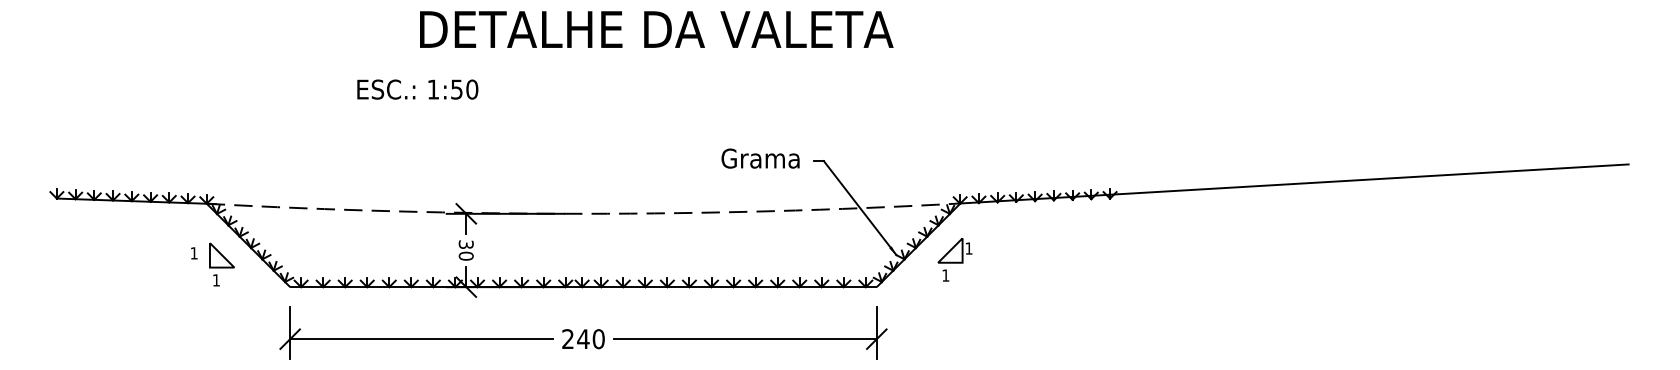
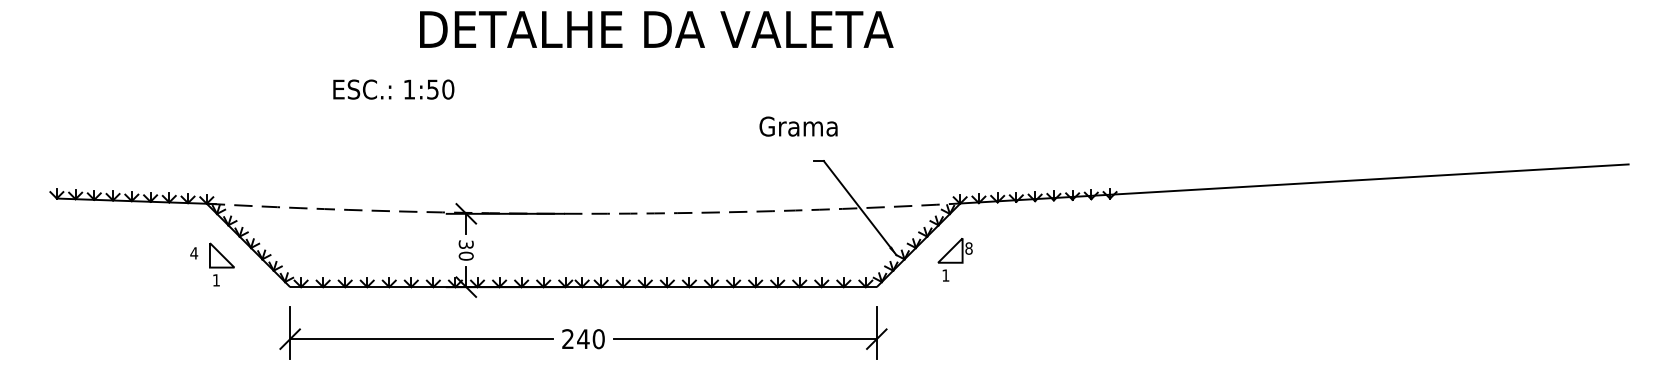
text position: (417, 89) -> (393, 89) (393, 89)
text position: (760, 158) -> (798, 126) (798, 126)
text: 1 -> 8 (968, 248)
text: 1 -> 4 (194, 253)
